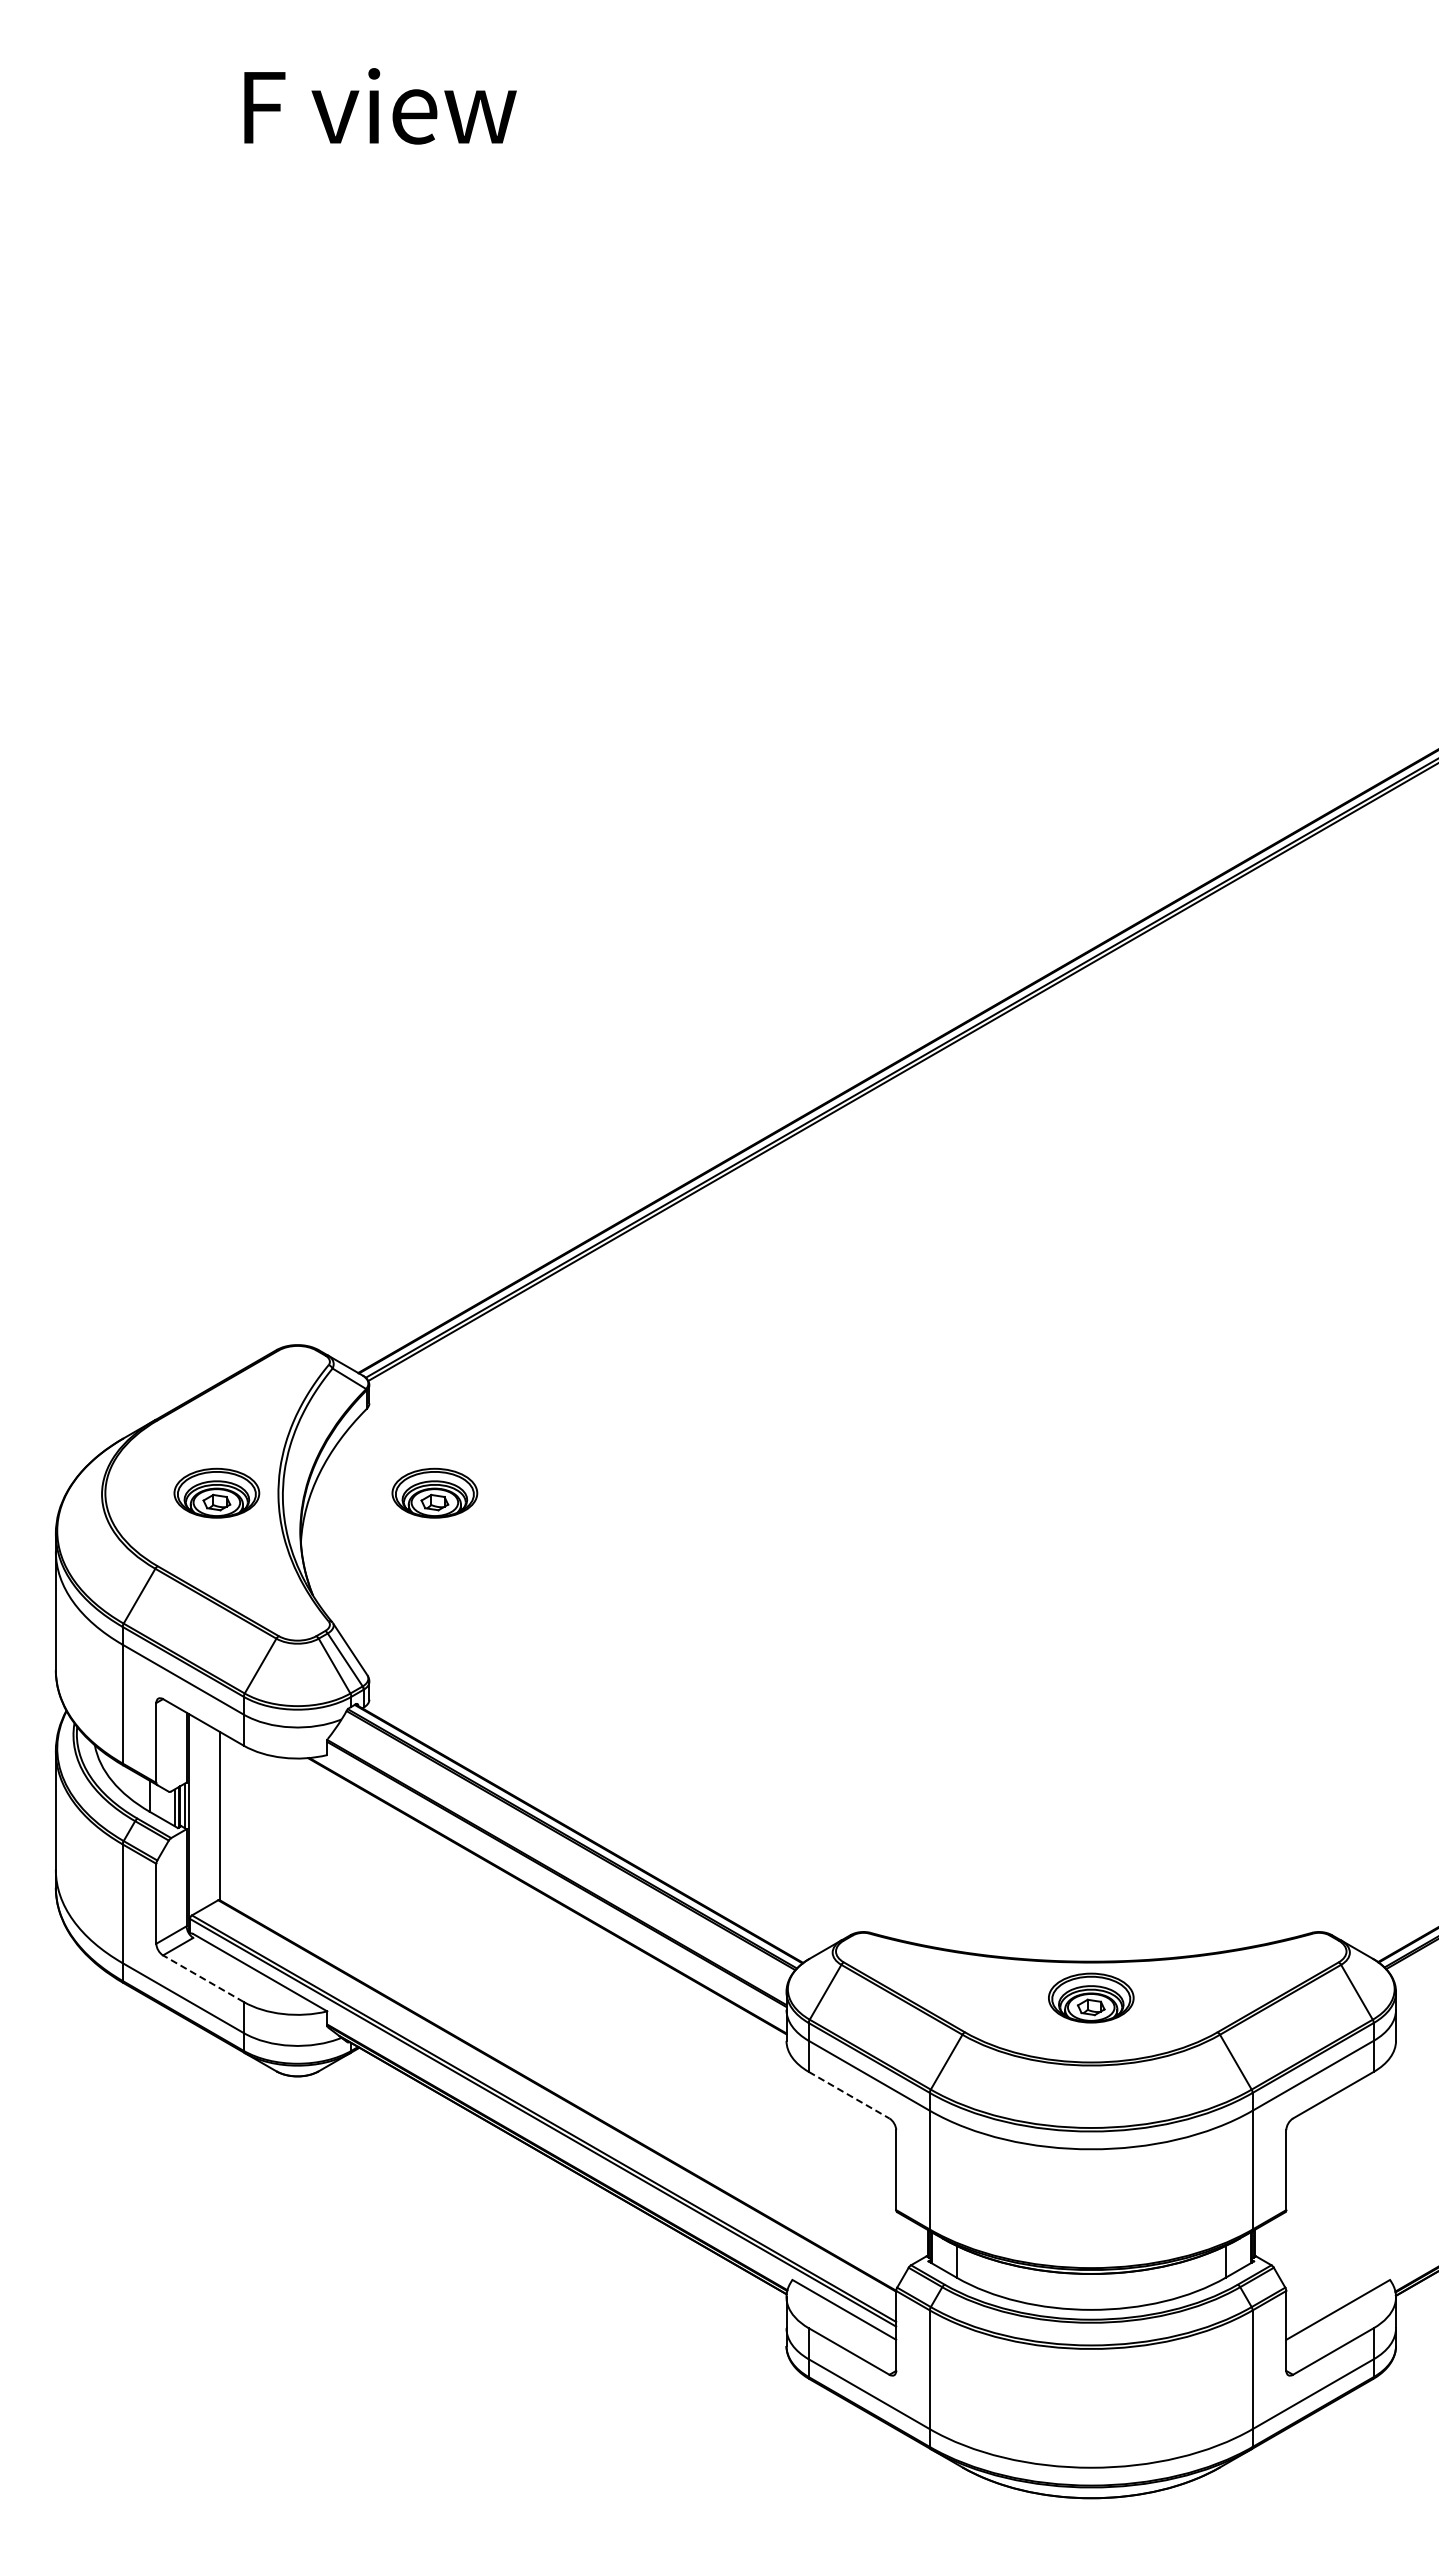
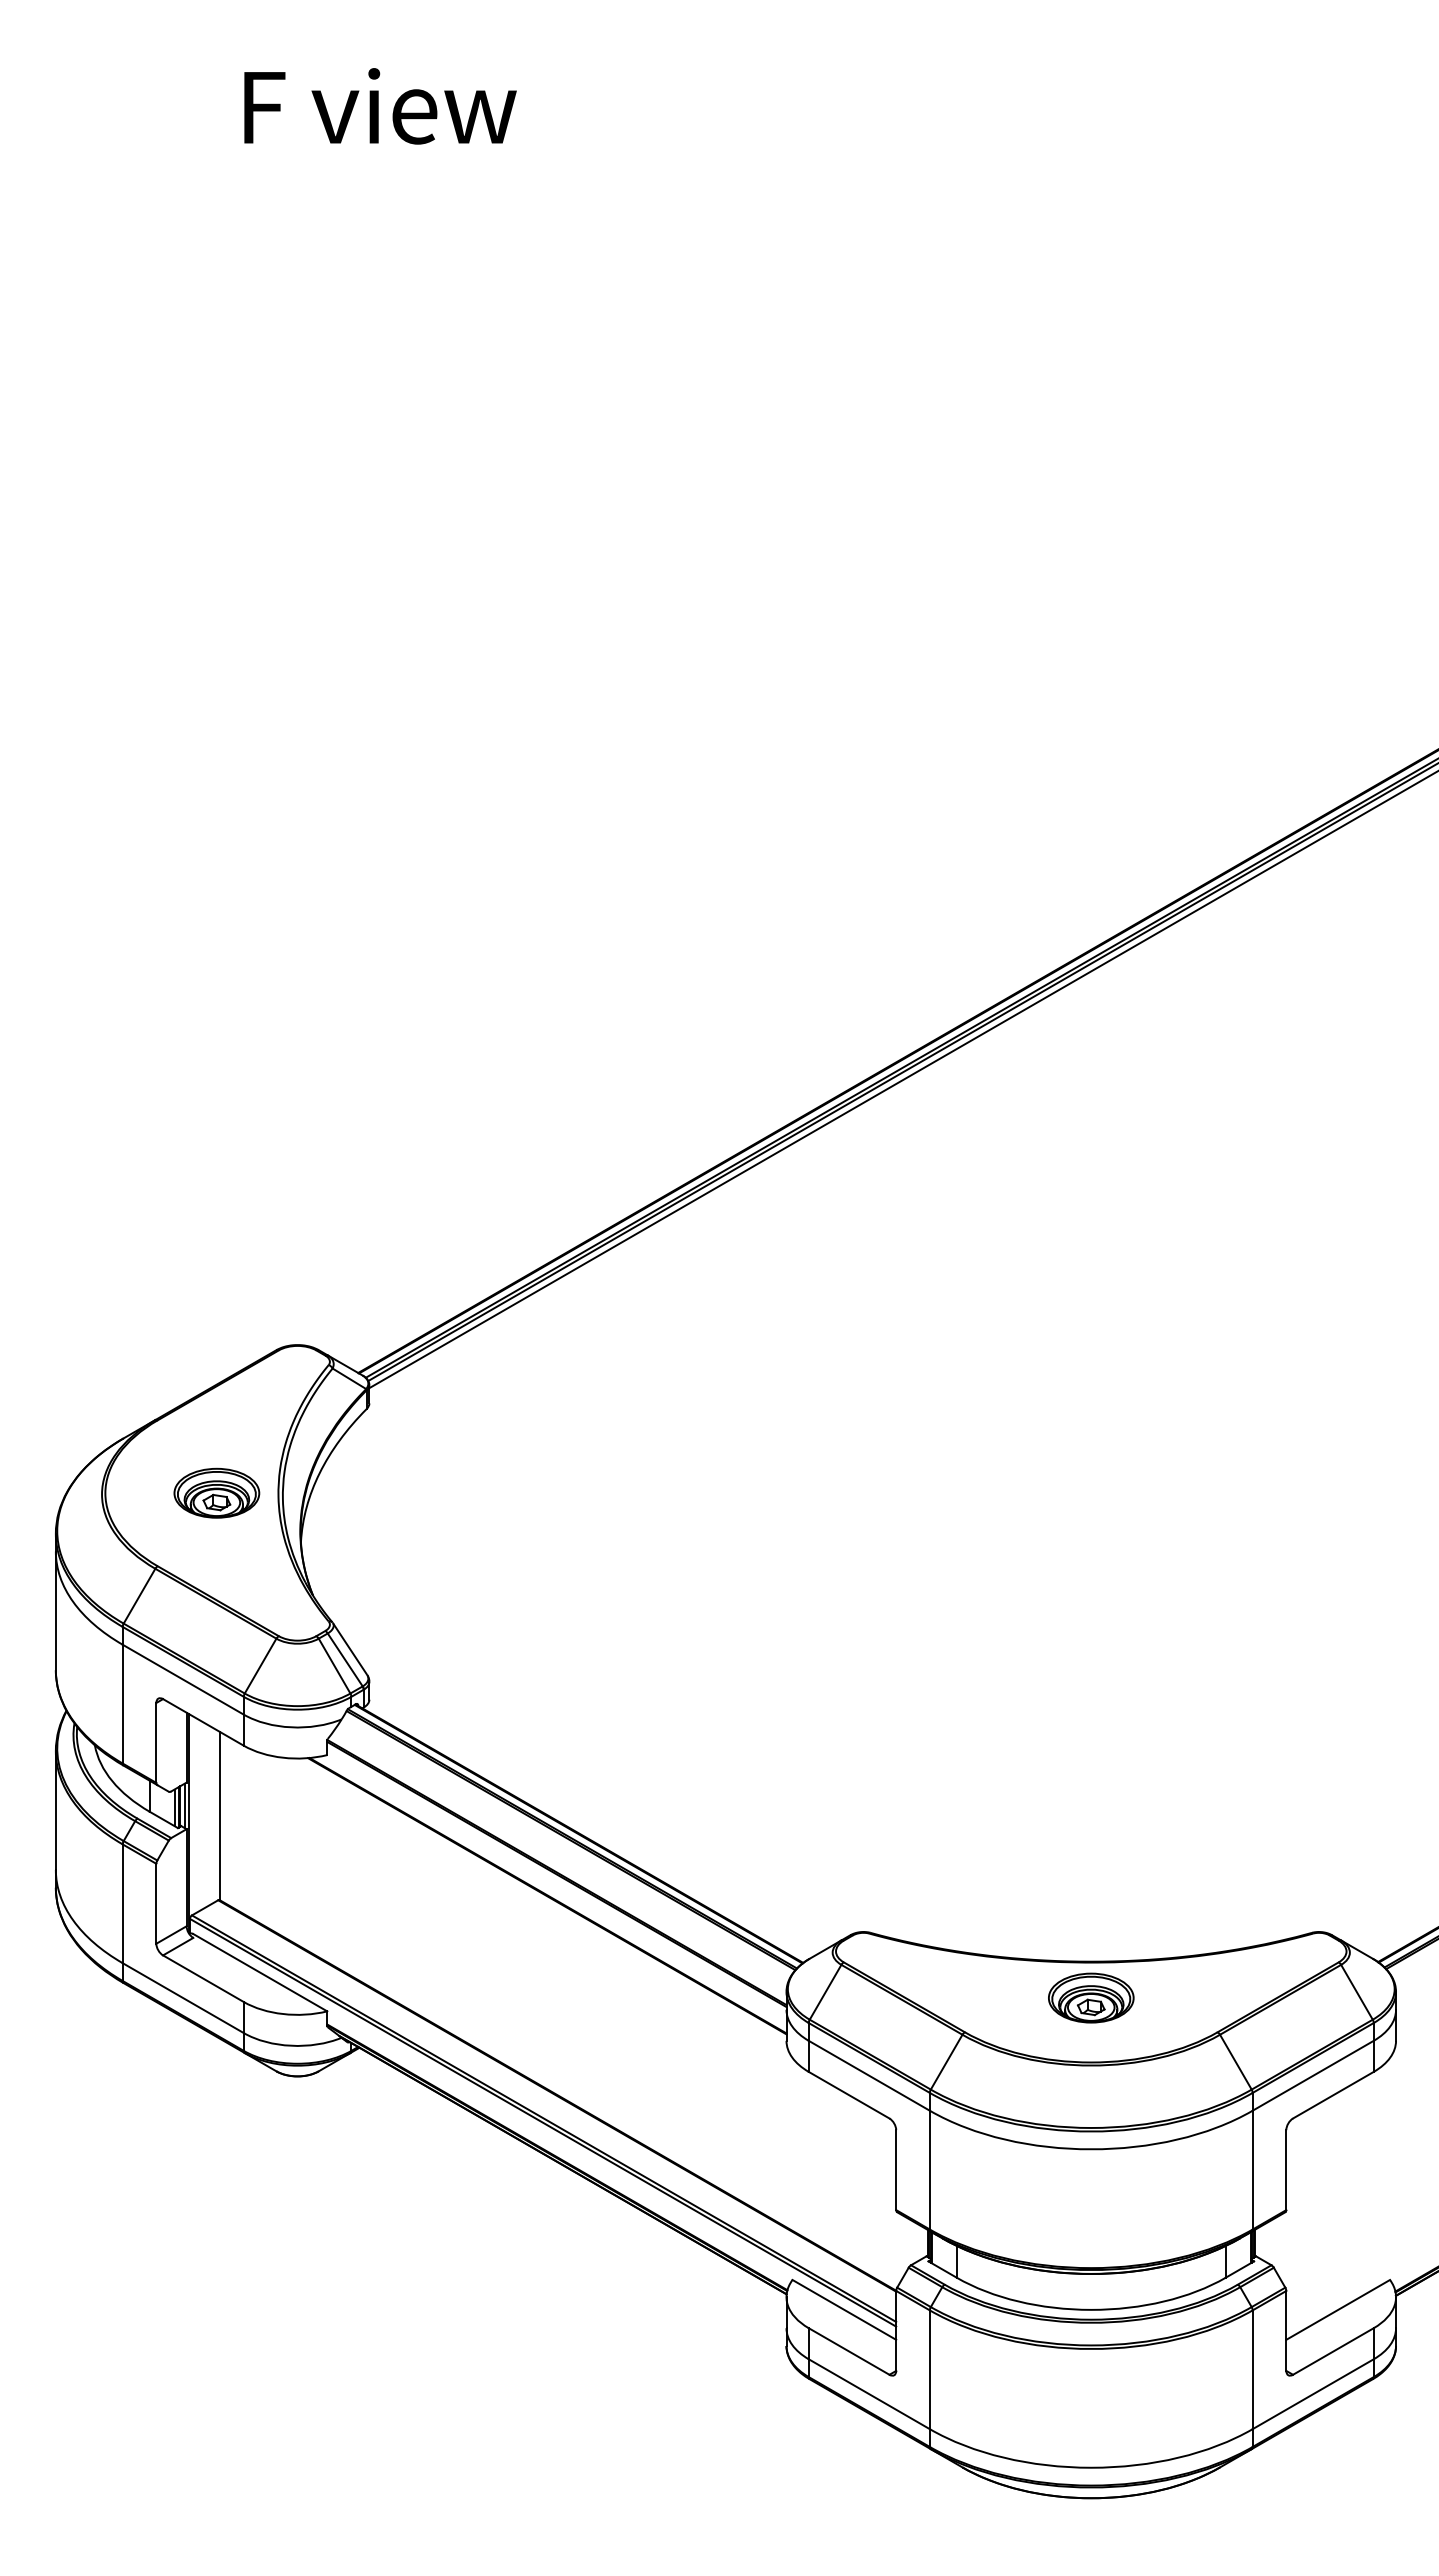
line: none -> present (902, 1080)
part: present -> none (434, 1492)
line: dashed -> solid (203, 1978)
line: dashed -> solid (849, 2095)
